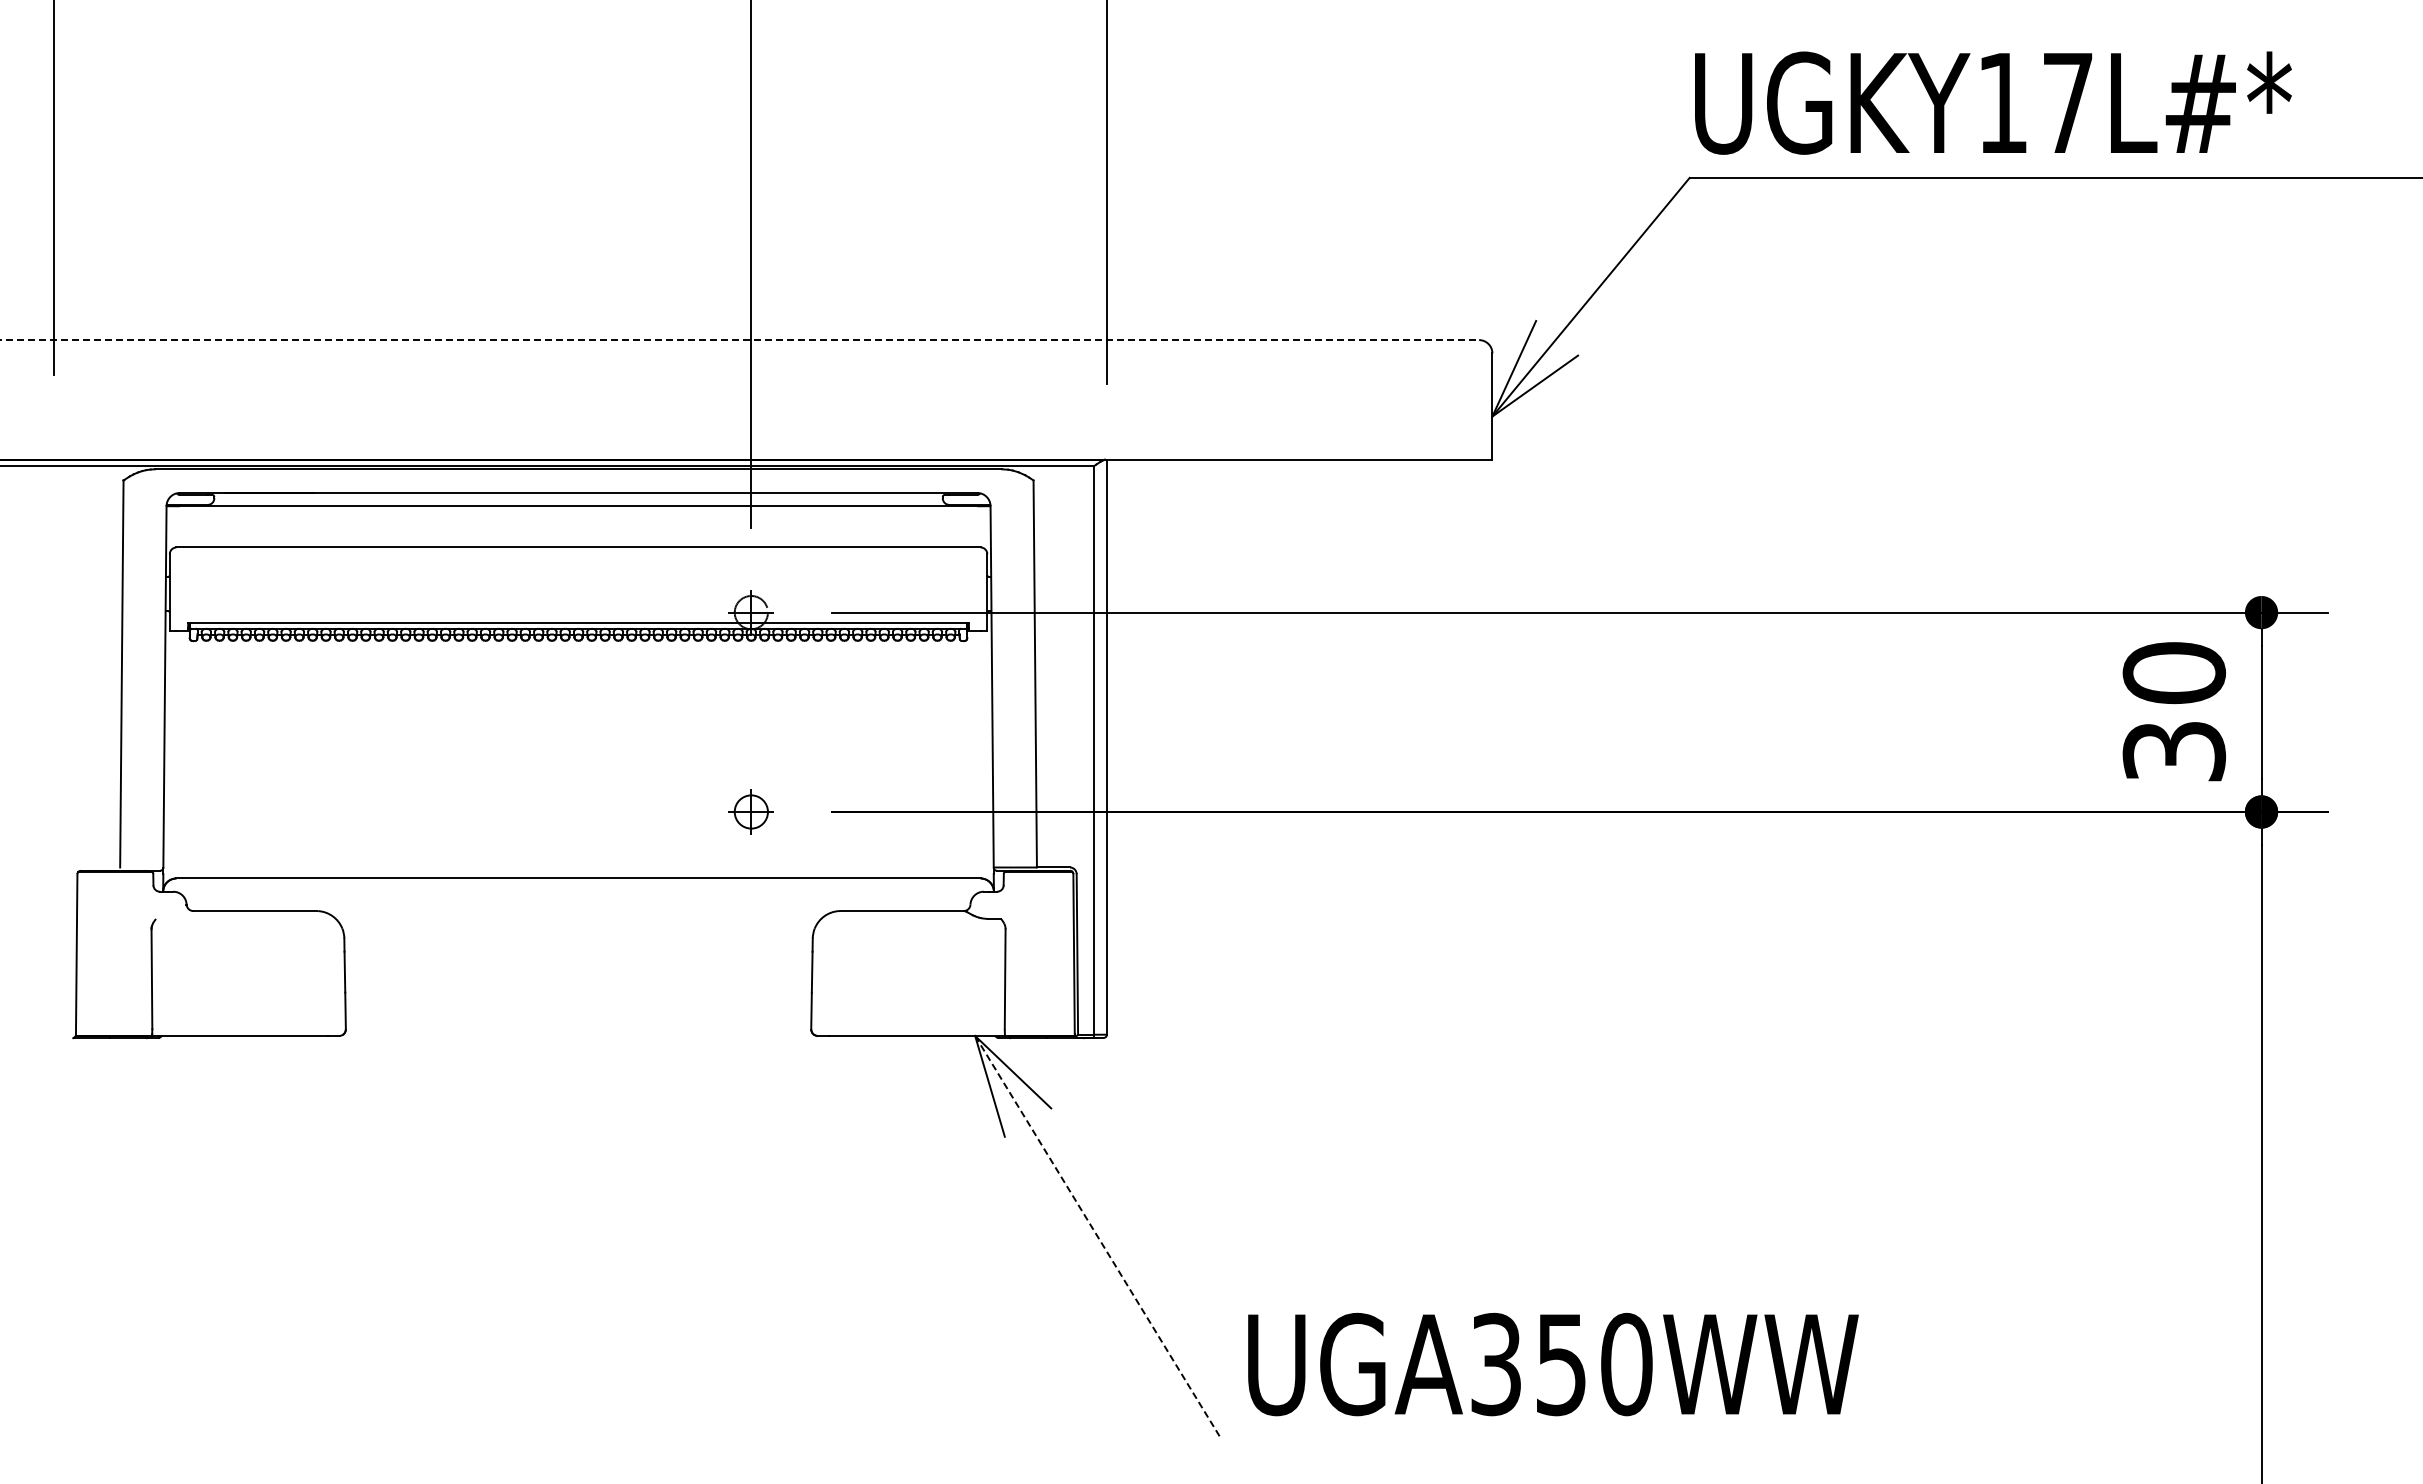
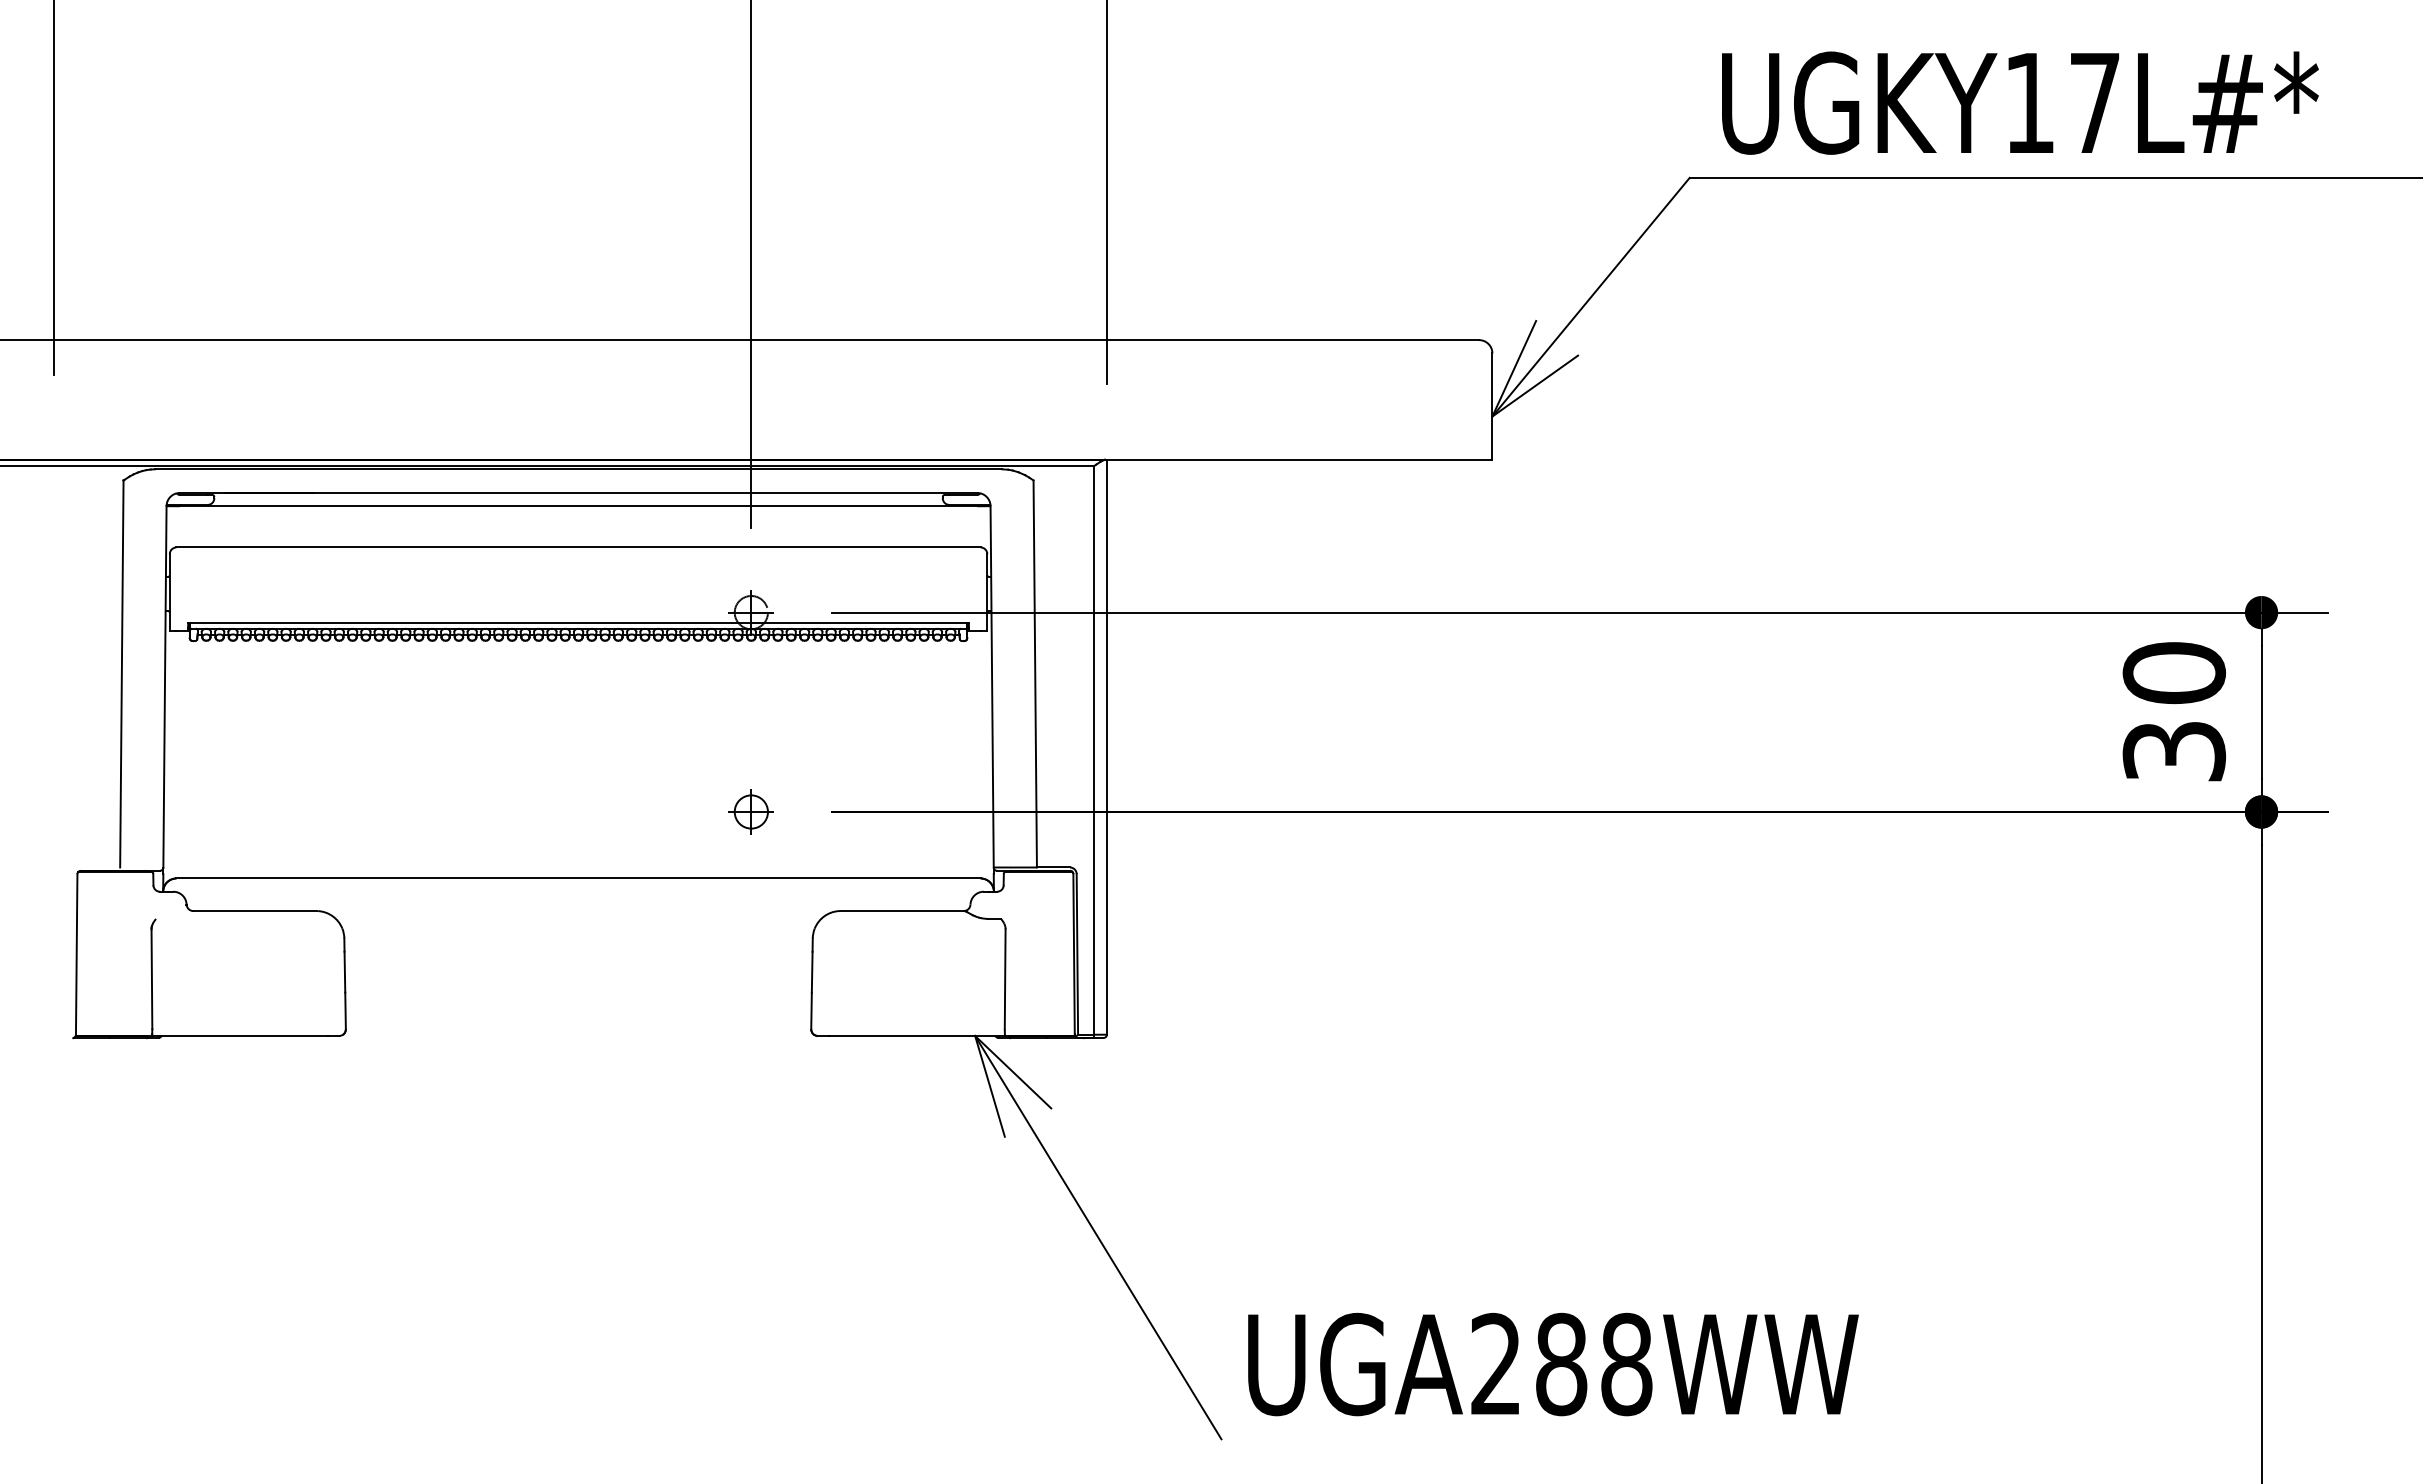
text position: (1993, 102) -> (2020, 102) (2020, 102)
line: dashed -> solid (740, 340)
line: dashed -> solid (1098, 1238)
text: UGA350WW -> UGA288WW (1561, 1364)
